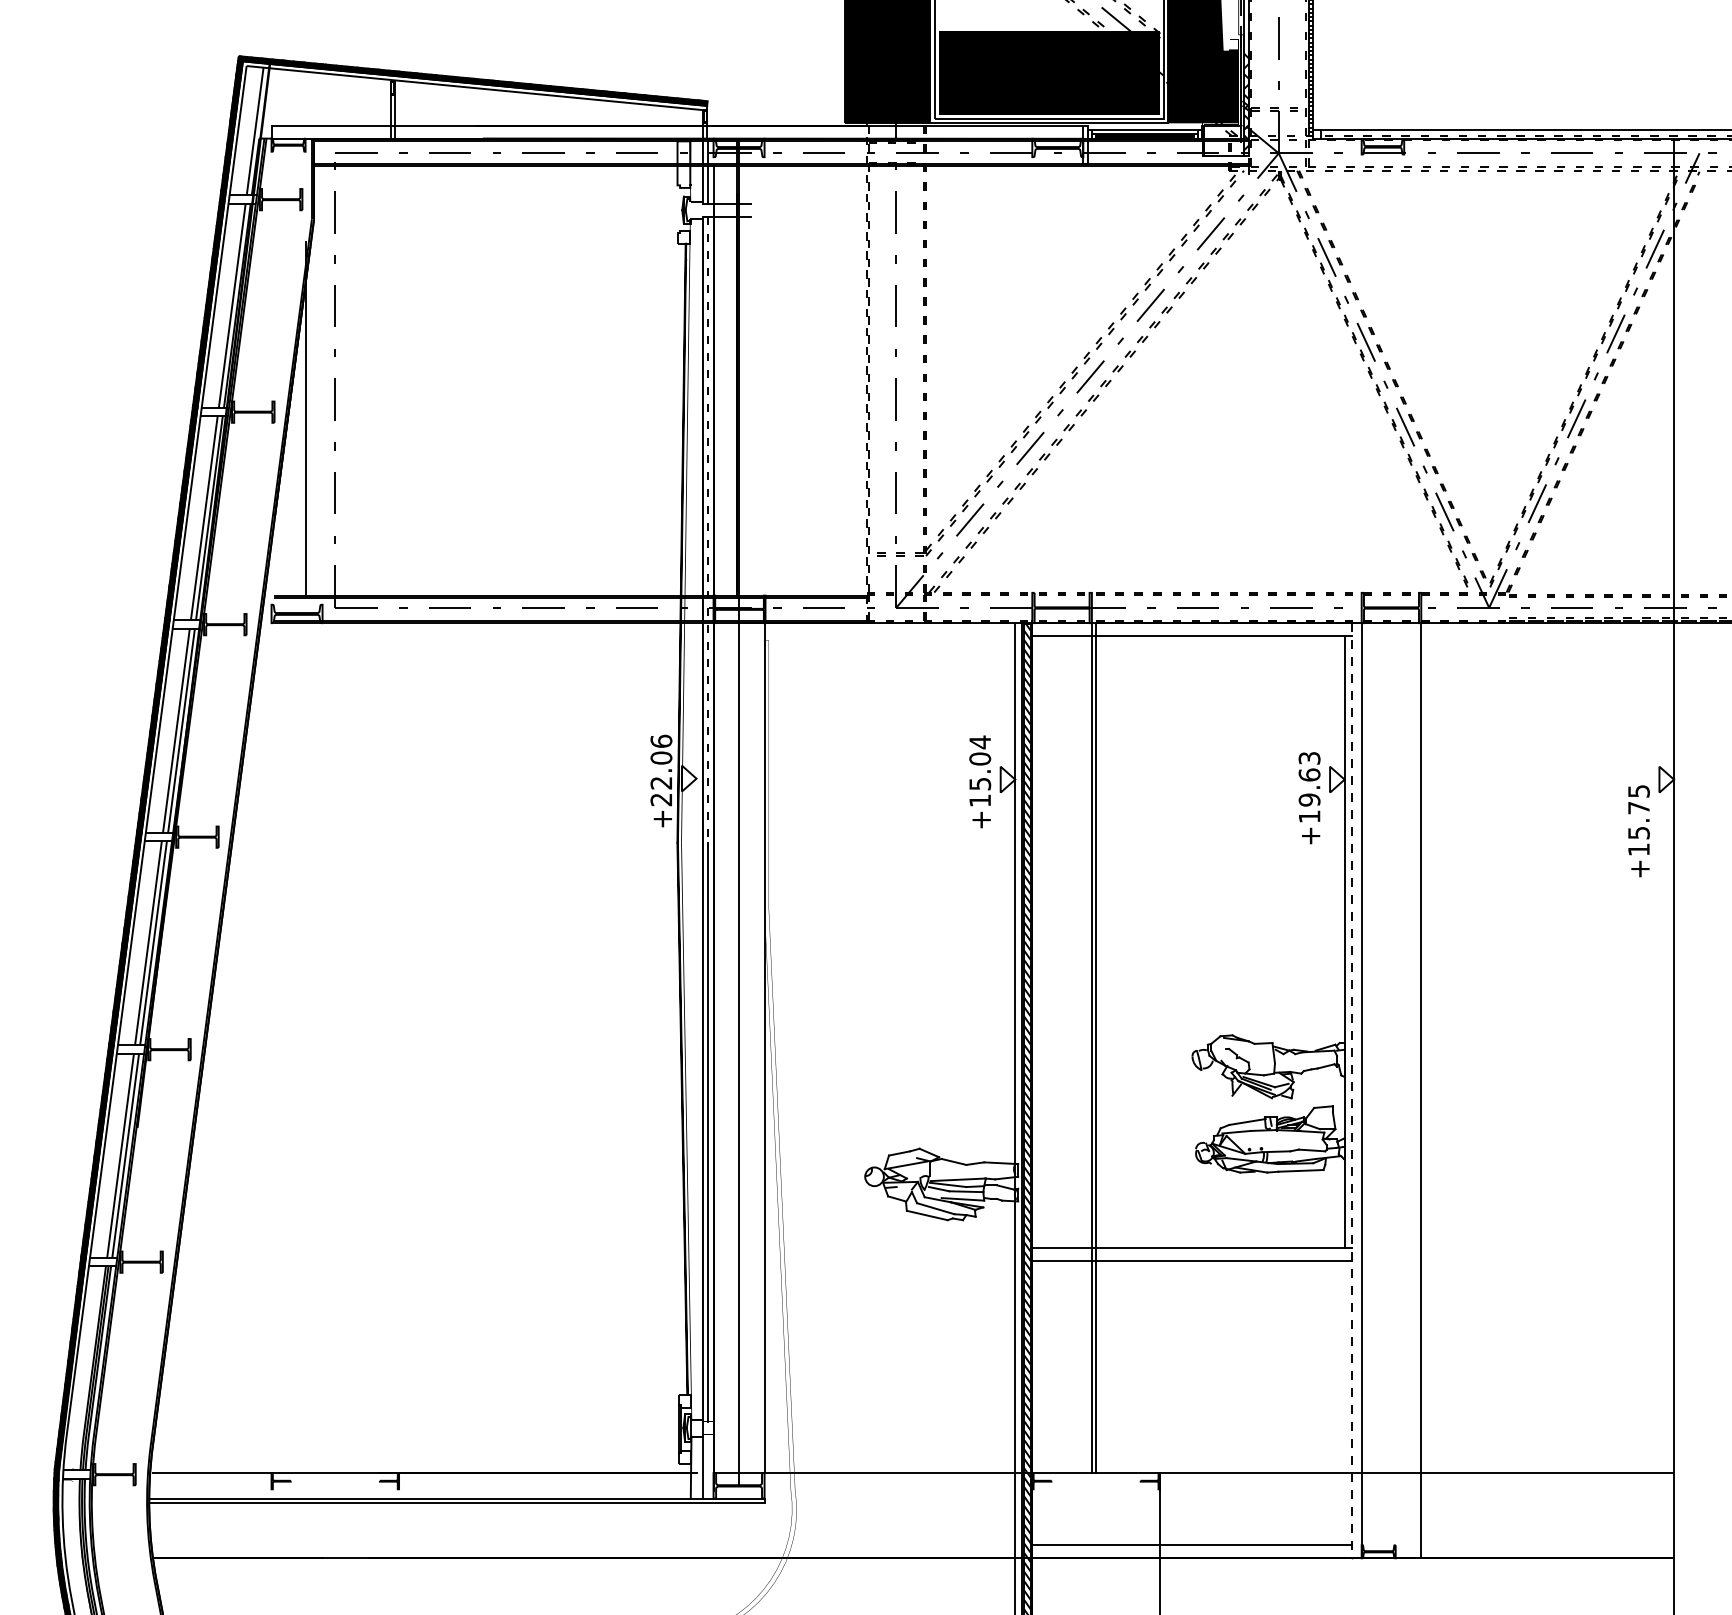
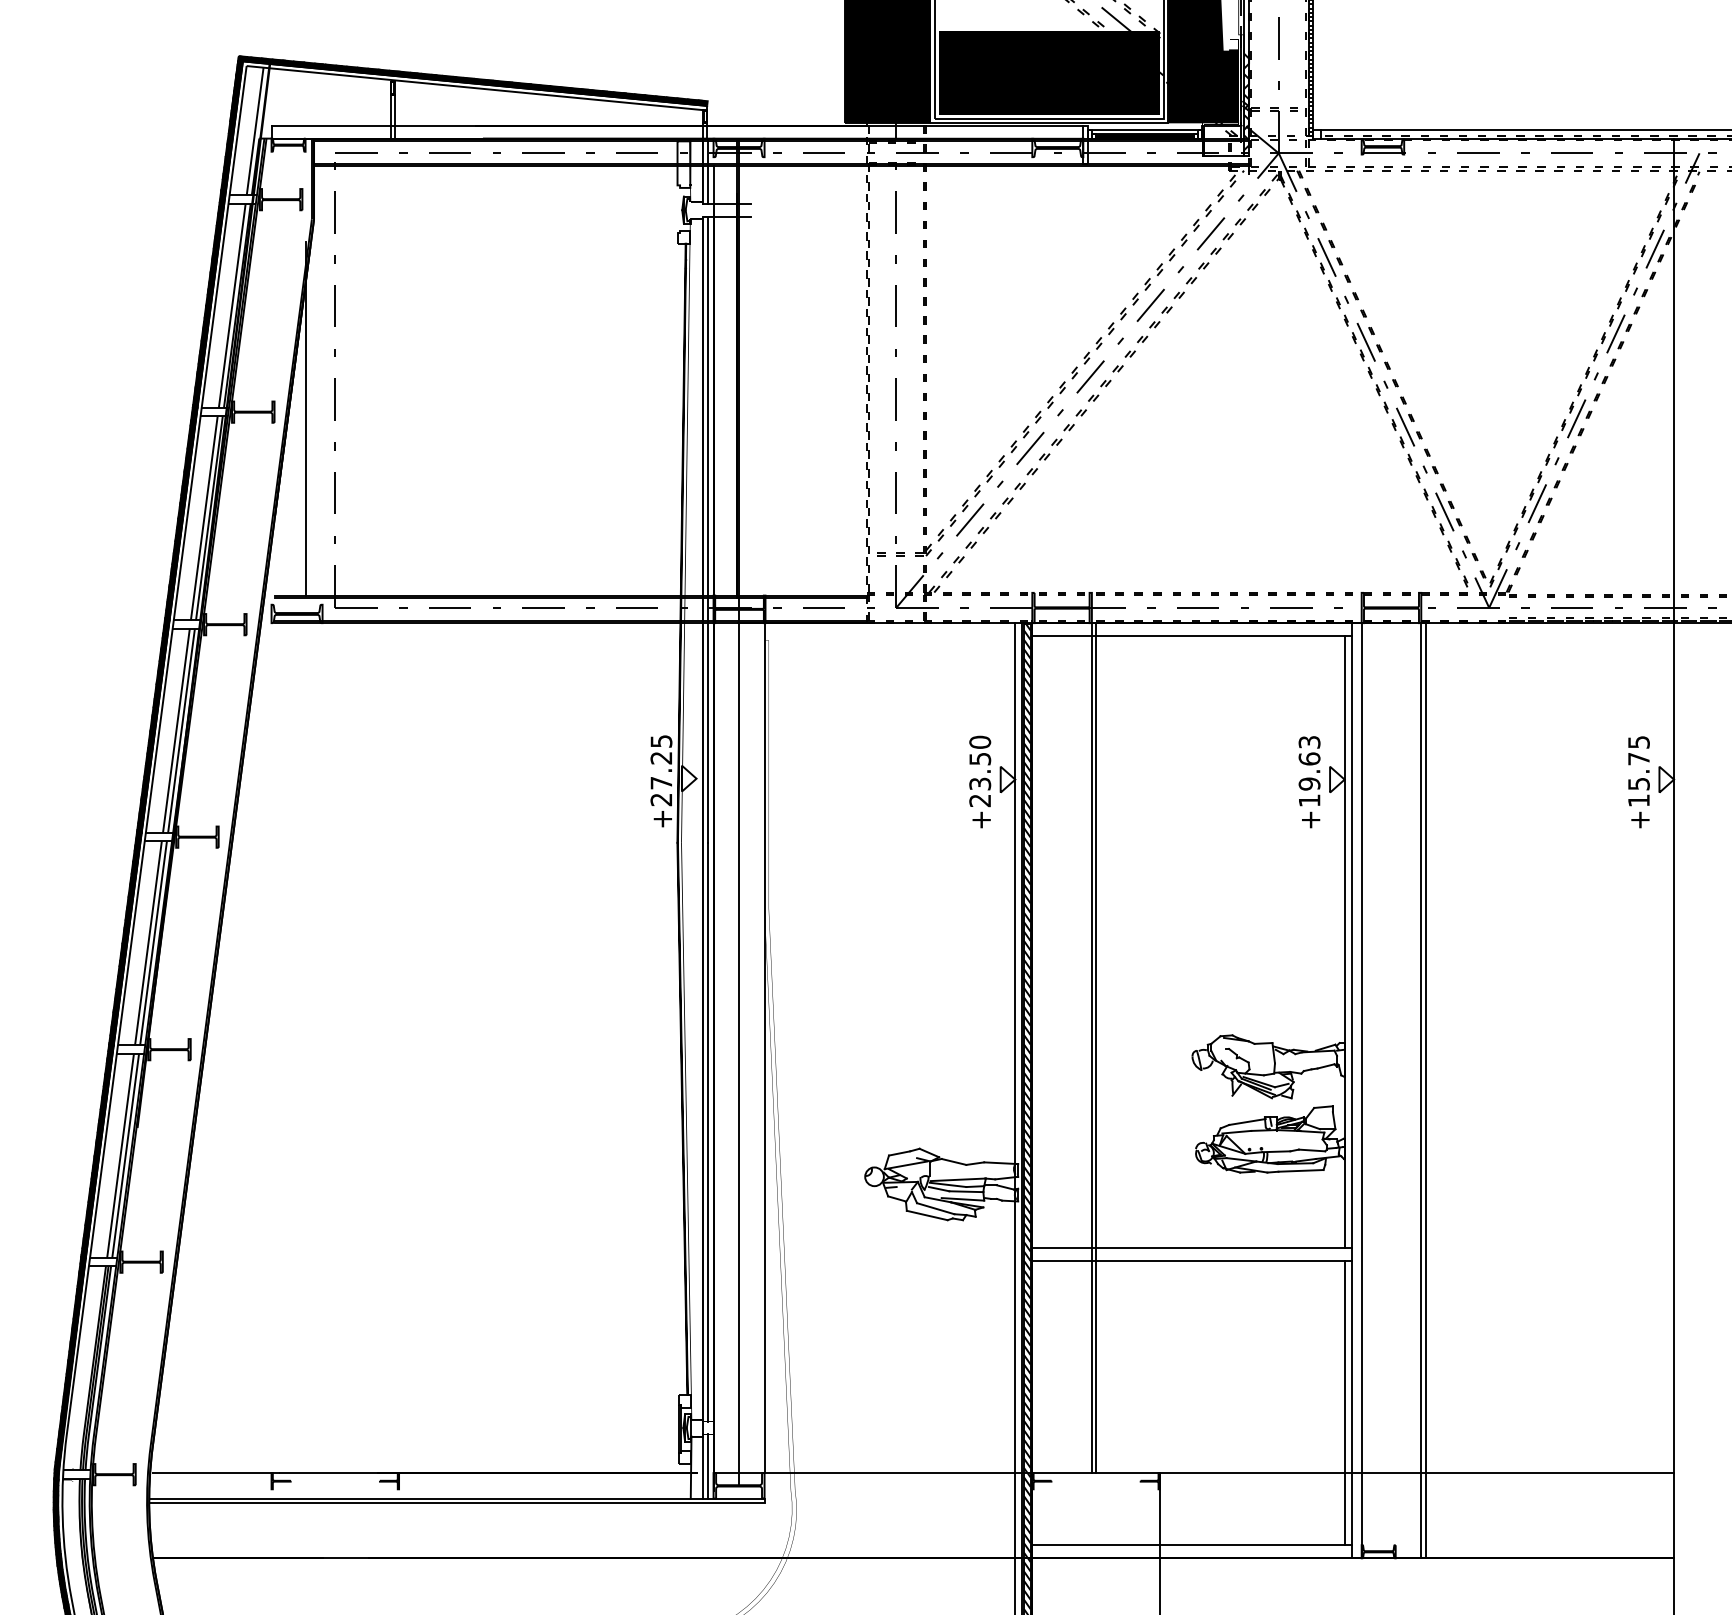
line: dashed -> solid (708, 530)
text: +22.06 -> +27.25 (661, 761)
text: +15.04 -> +23.50 (980, 771)
text position: (1309, 798) -> (1309, 782) (1309, 782)
text position: (1638, 831) -> (1638, 782) (1638, 782)
line: dashed -> solid (1351, 1090)
line: none -> present (1425, 1090)
line: none -> present (1344, 1402)
line: none -> present (708, 1466)
